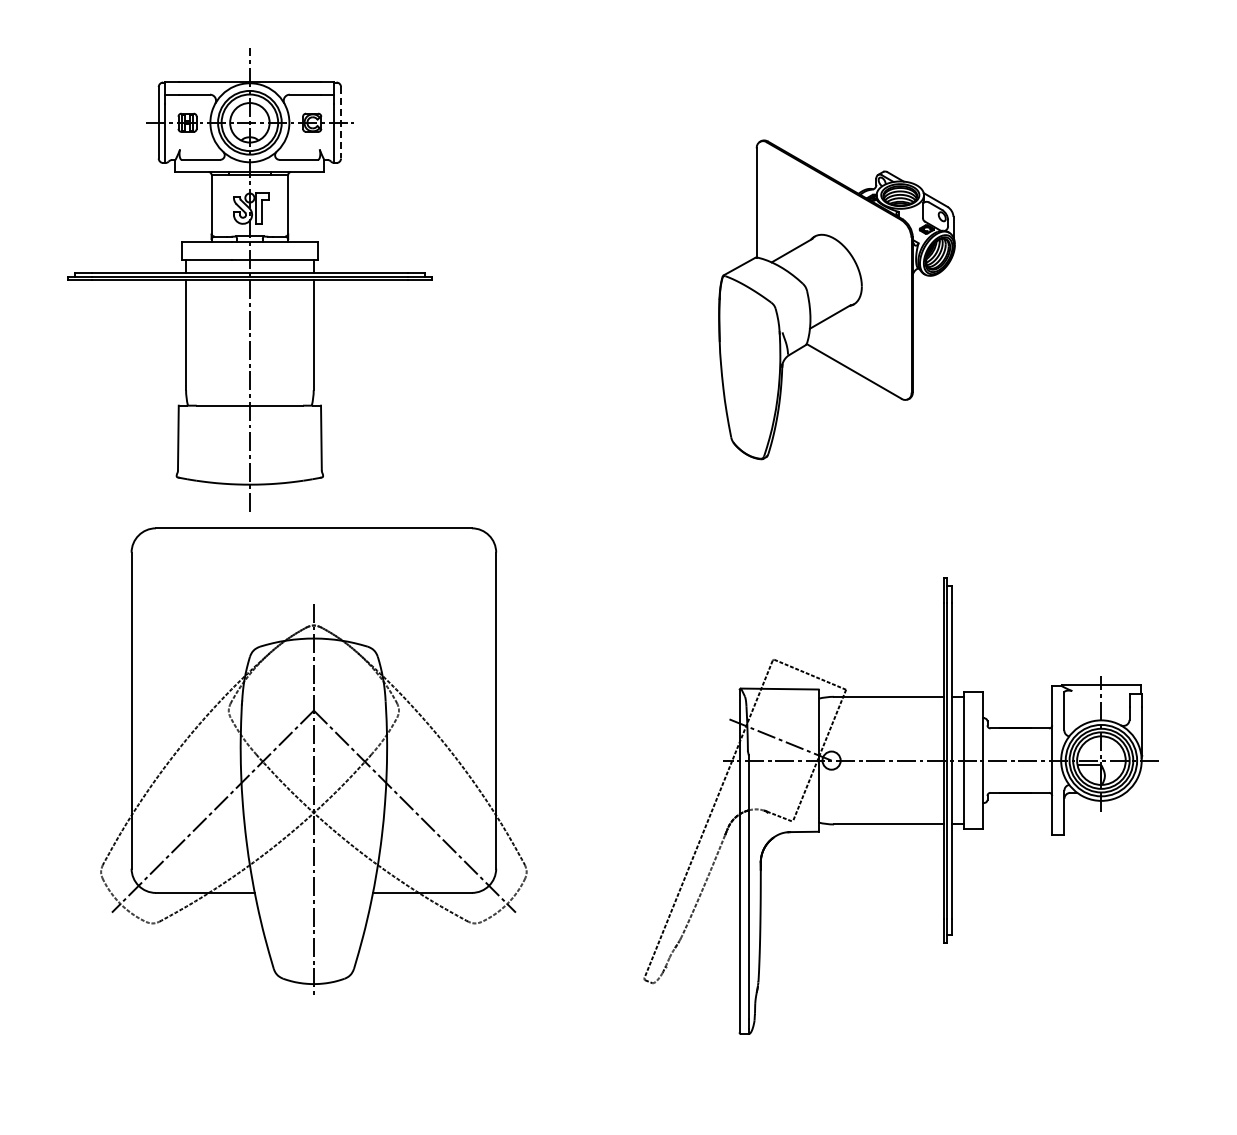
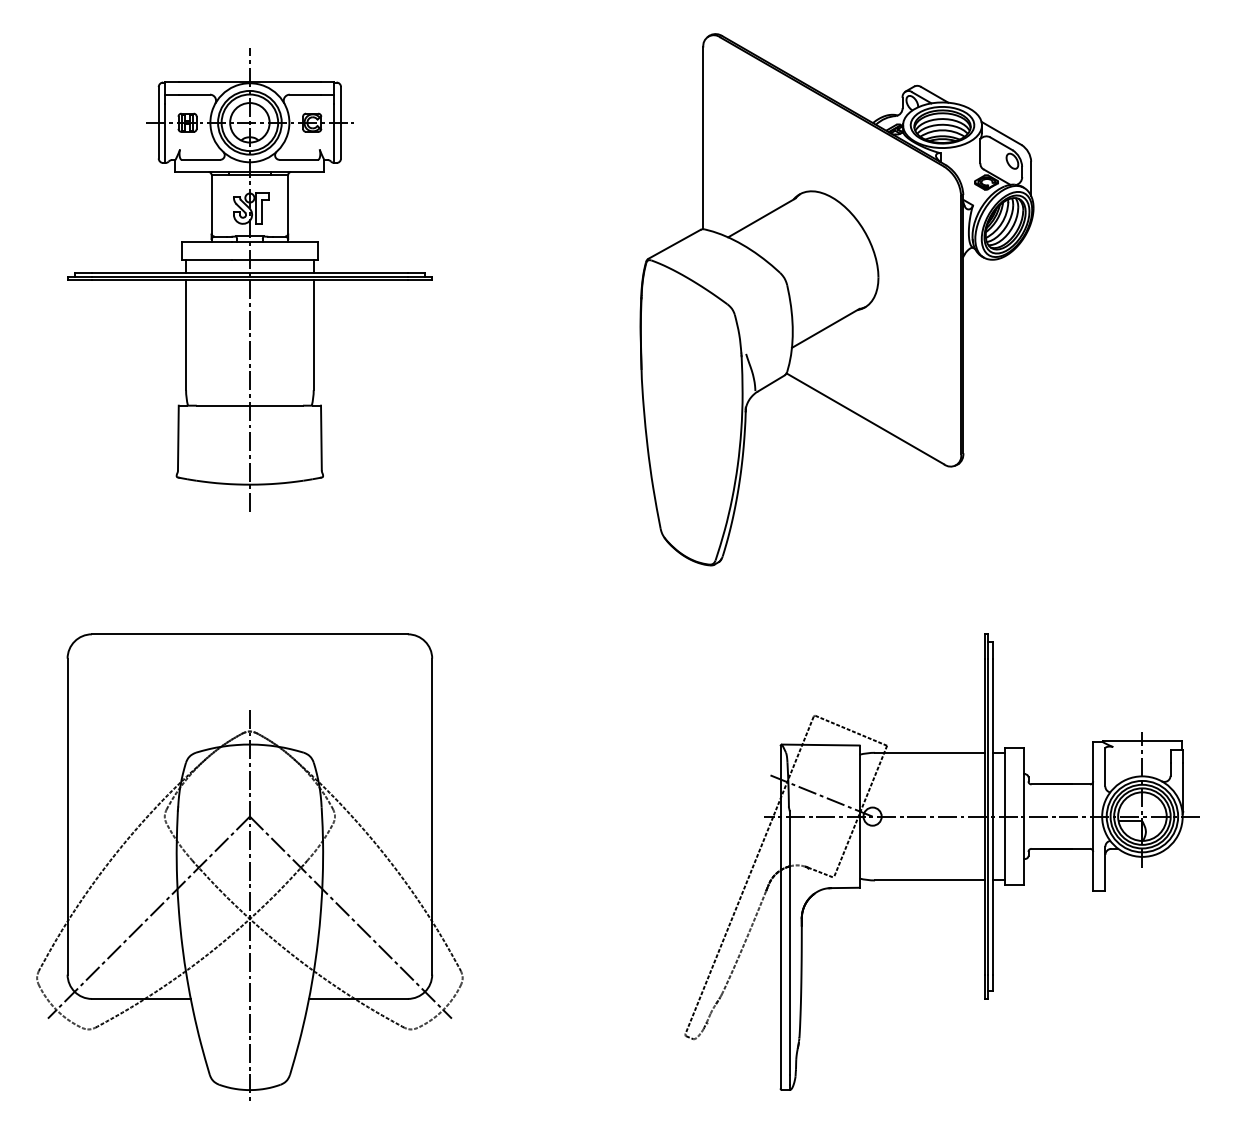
line: dashed -> solid (341, 122)
part size: 238x322 px -> 396x534 px (836, 299)
part position: (313, 760) -> (249, 866) (249, 866)
part position: (900, 805) -> (941, 861) (941, 861)
